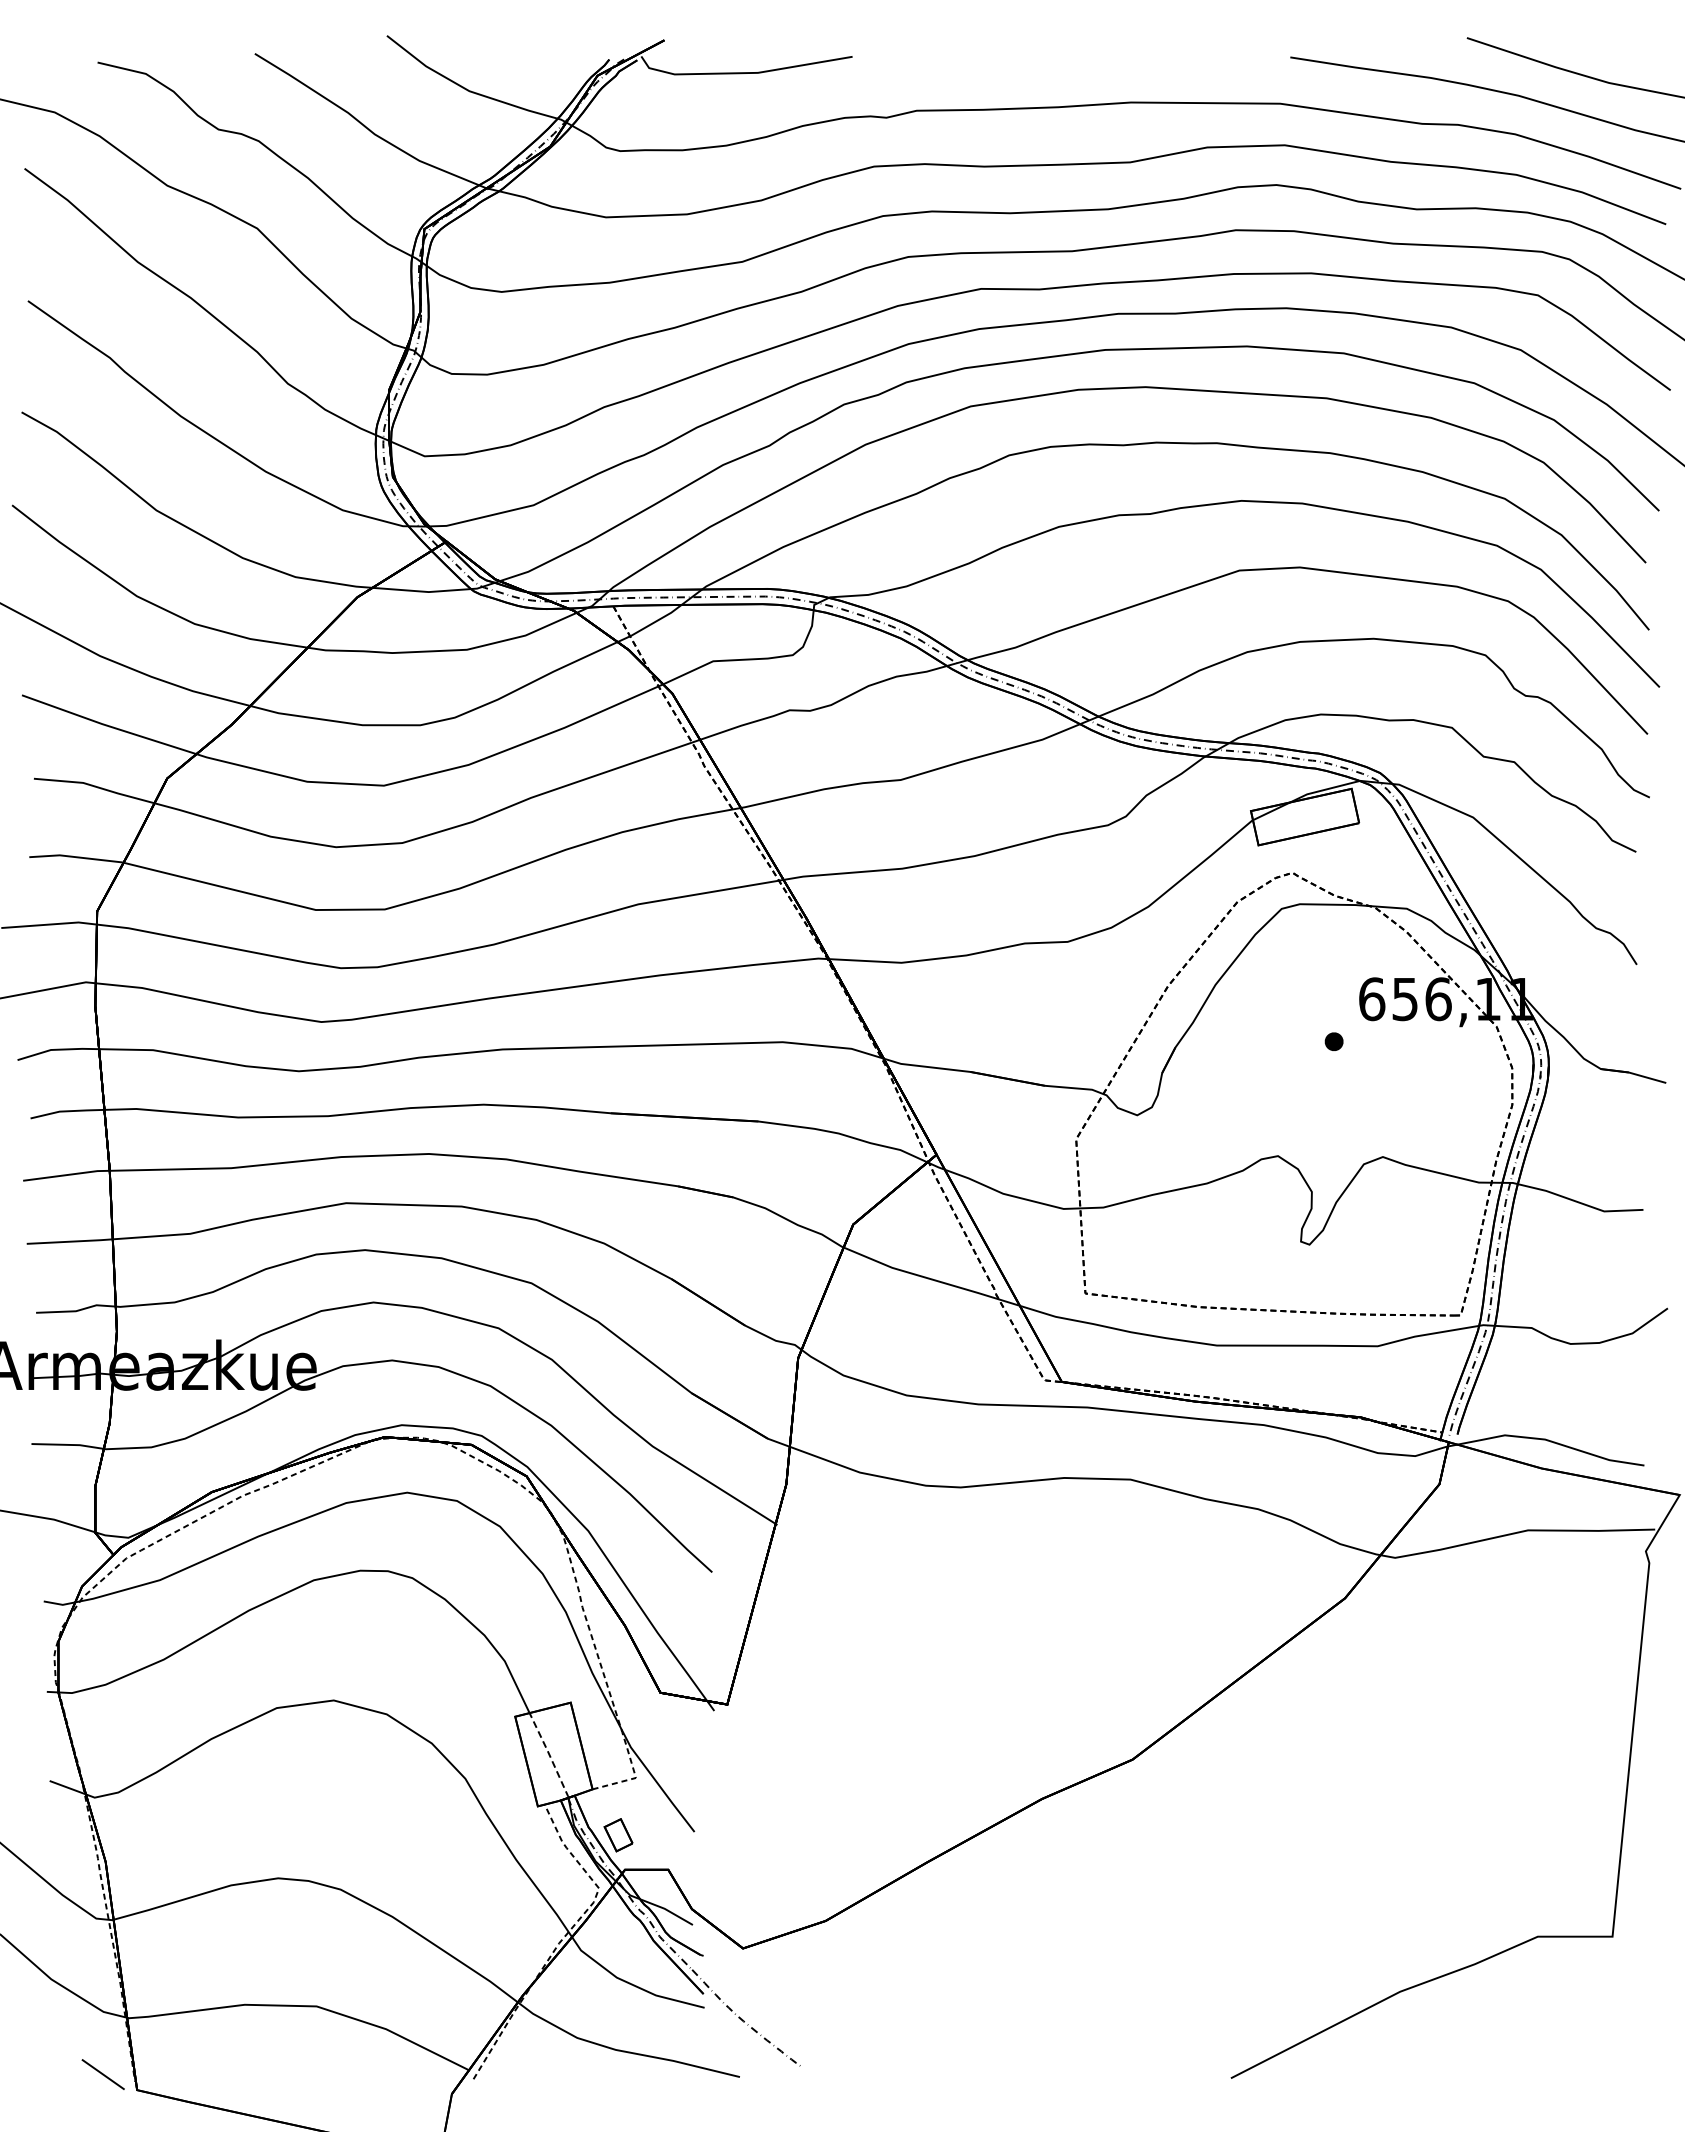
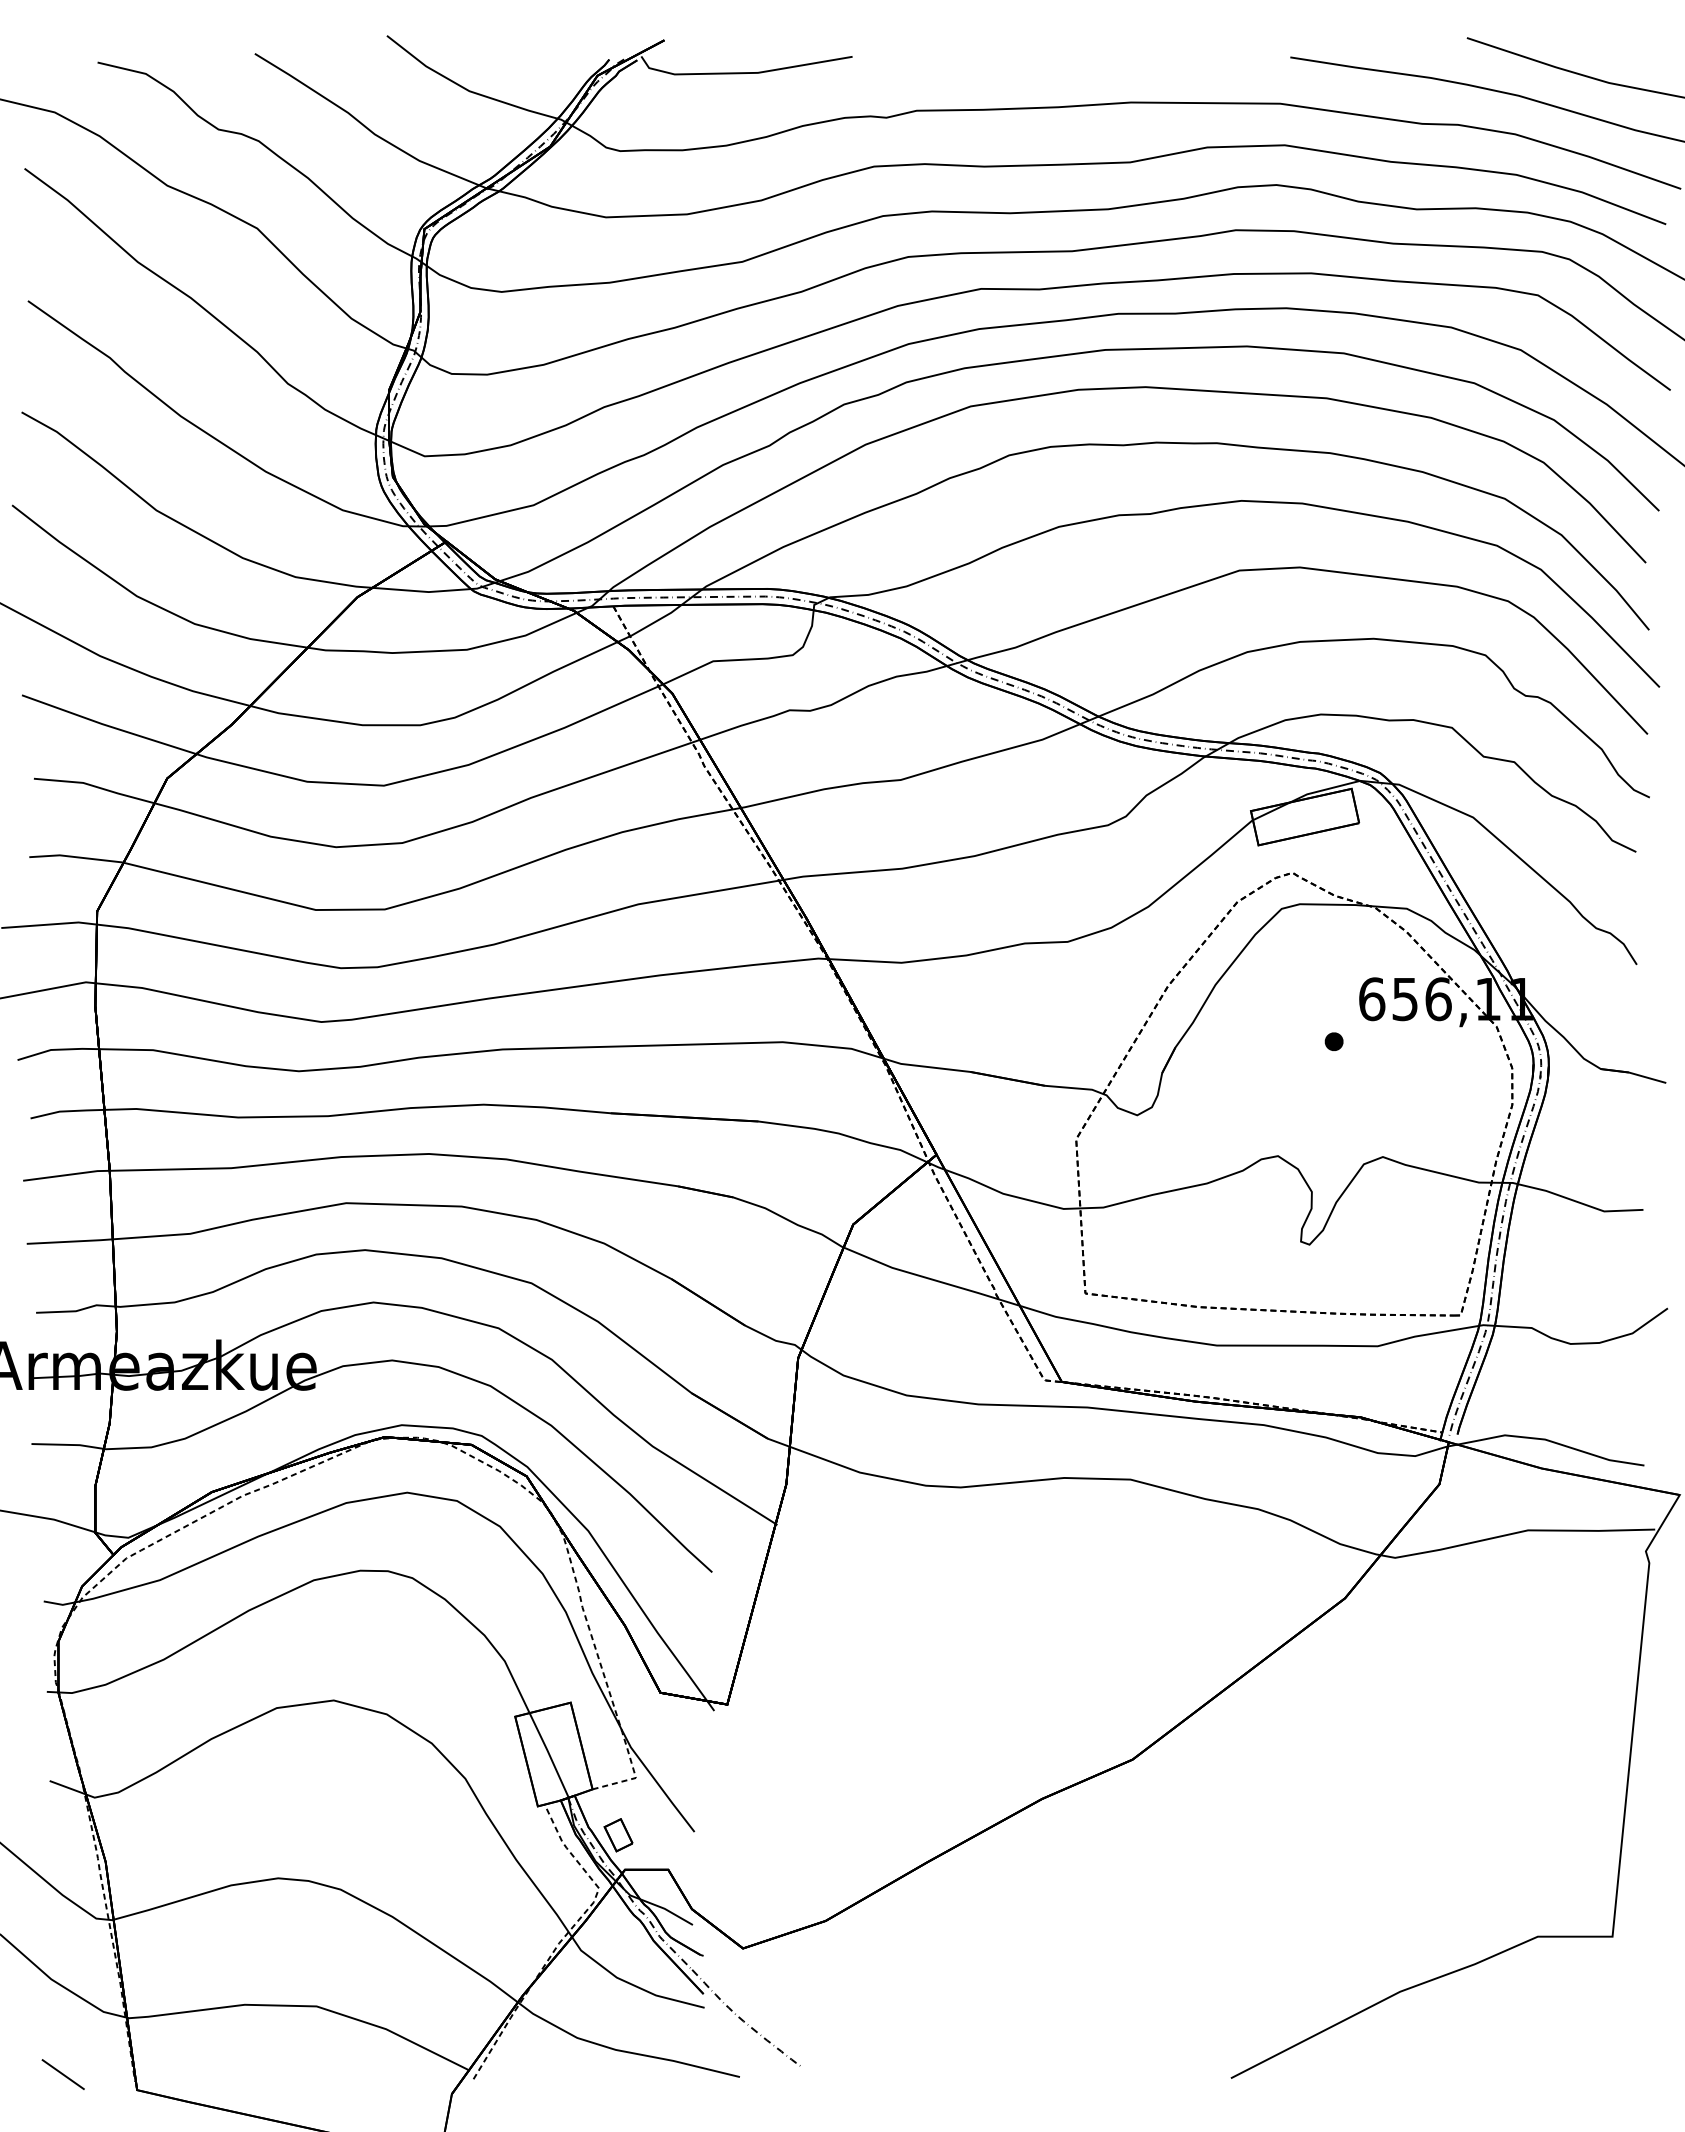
line: dashed -> solid (549, 1755)
line position: (102, 2074) -> (62, 2074) (62, 2074)
